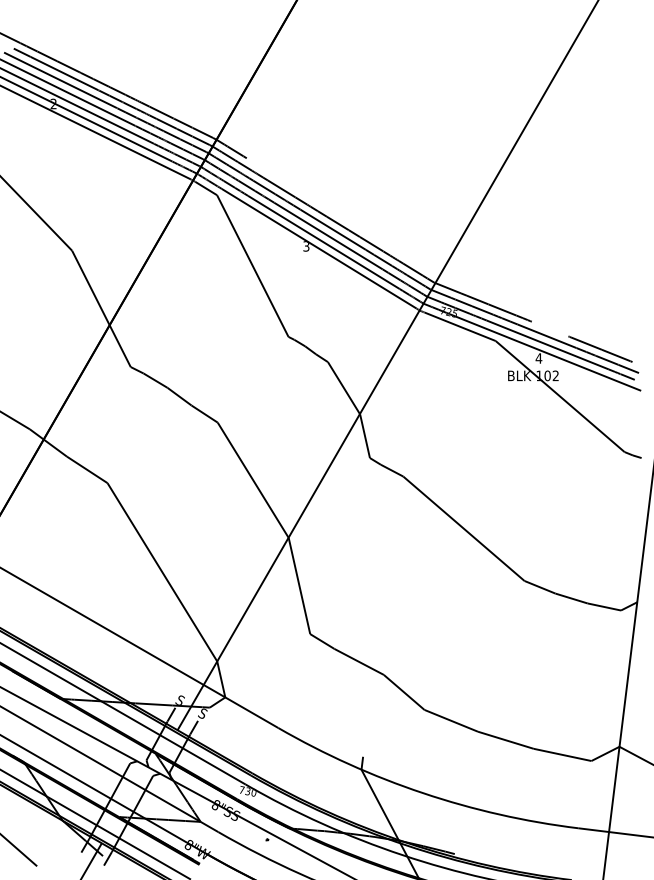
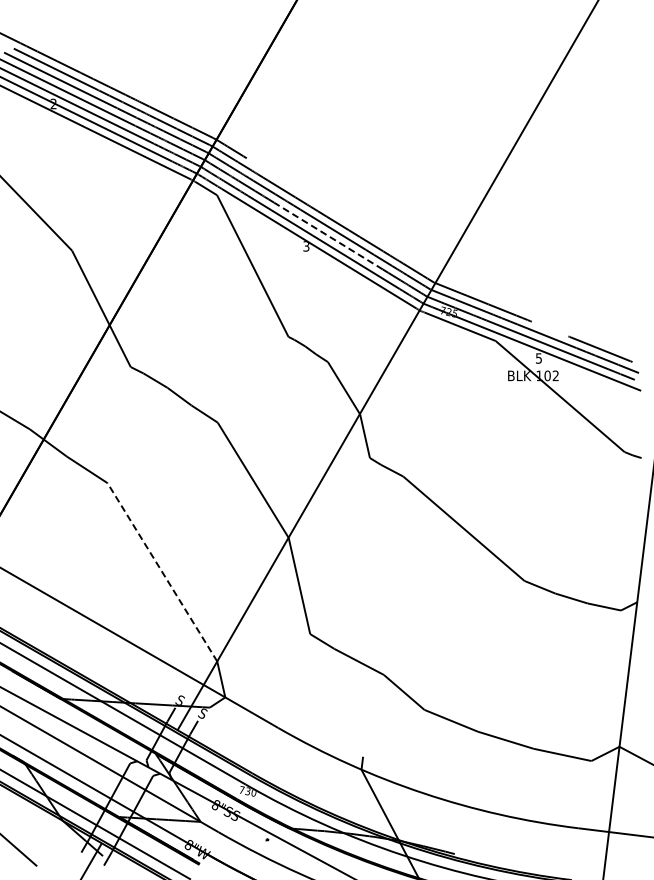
line: solid -> dashed (328, 236)
text: 4 -> 5 (538, 358)
line: solid -> dashed (162, 572)
